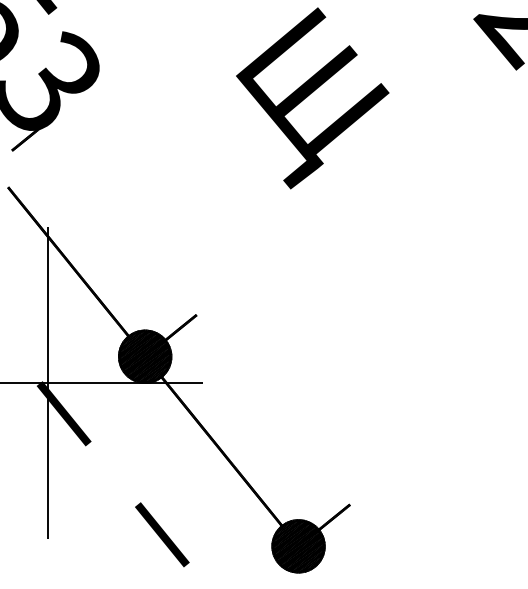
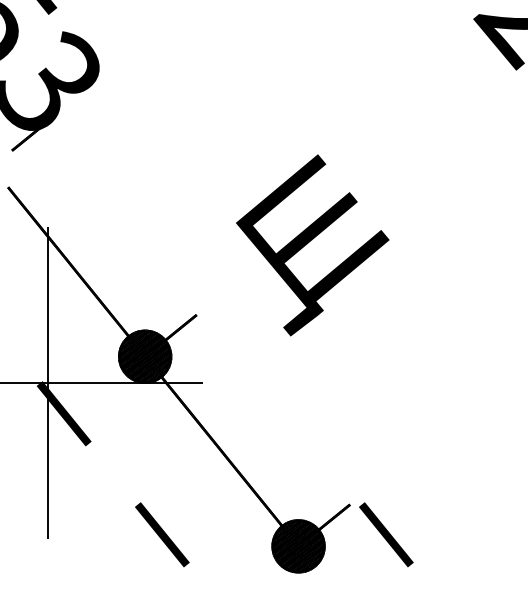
text position: (312, 98) -> (312, 245) (312, 245)
line: none -> present (386, 534)
